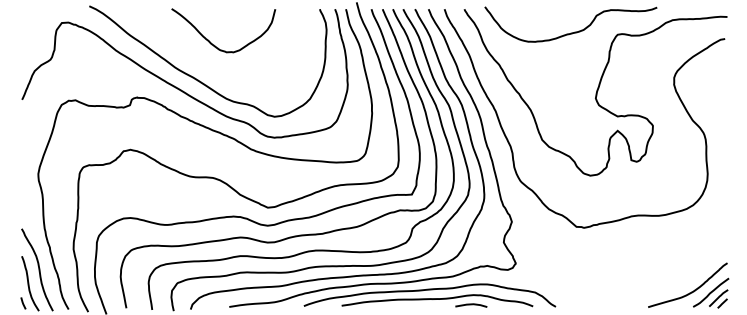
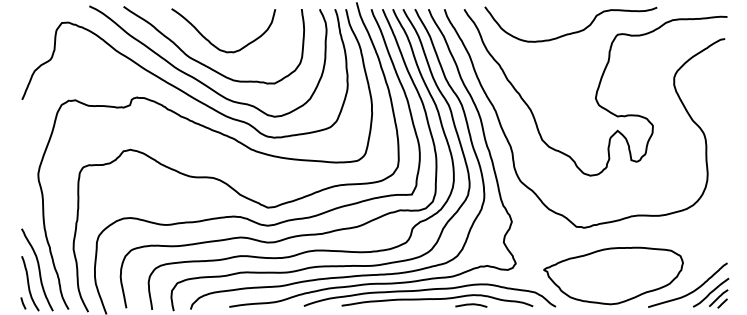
curve: none -> present (203, 63)
part: none -> present (613, 275)
